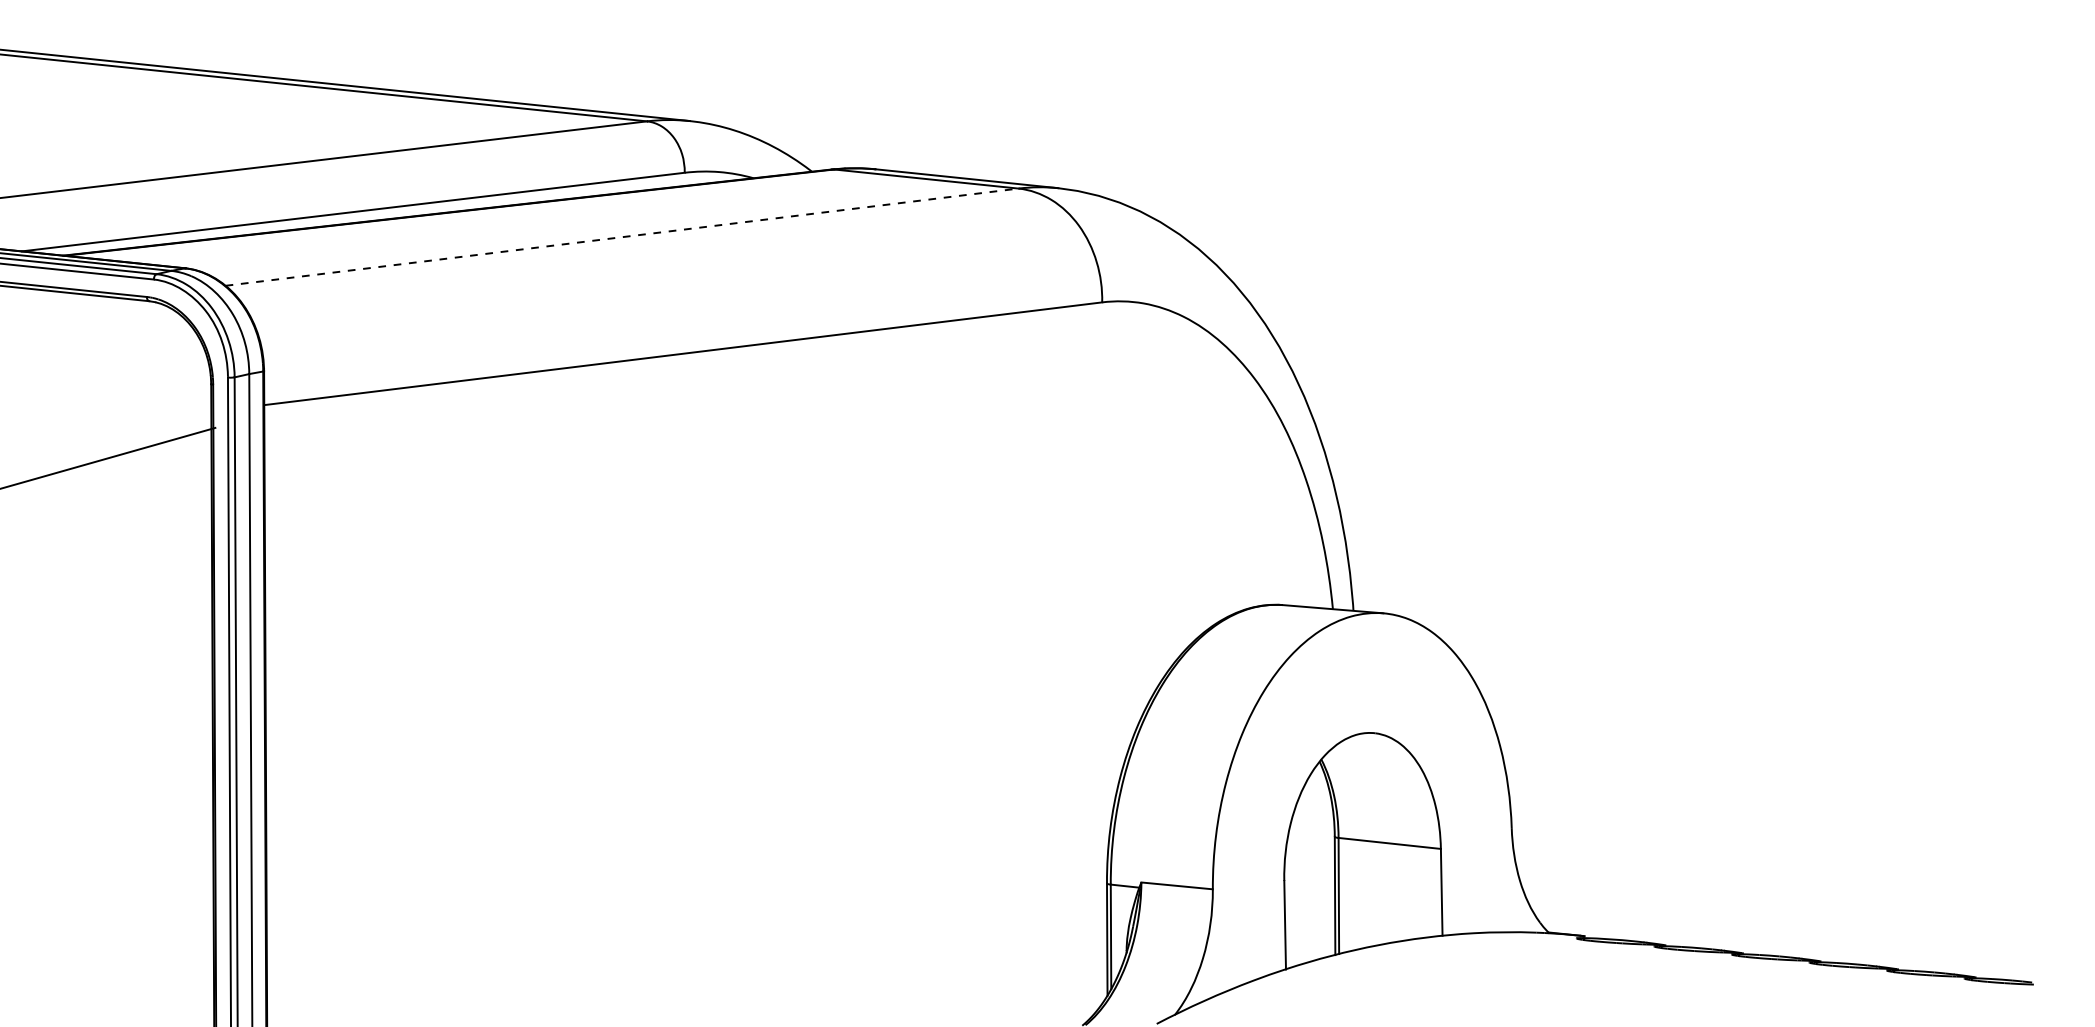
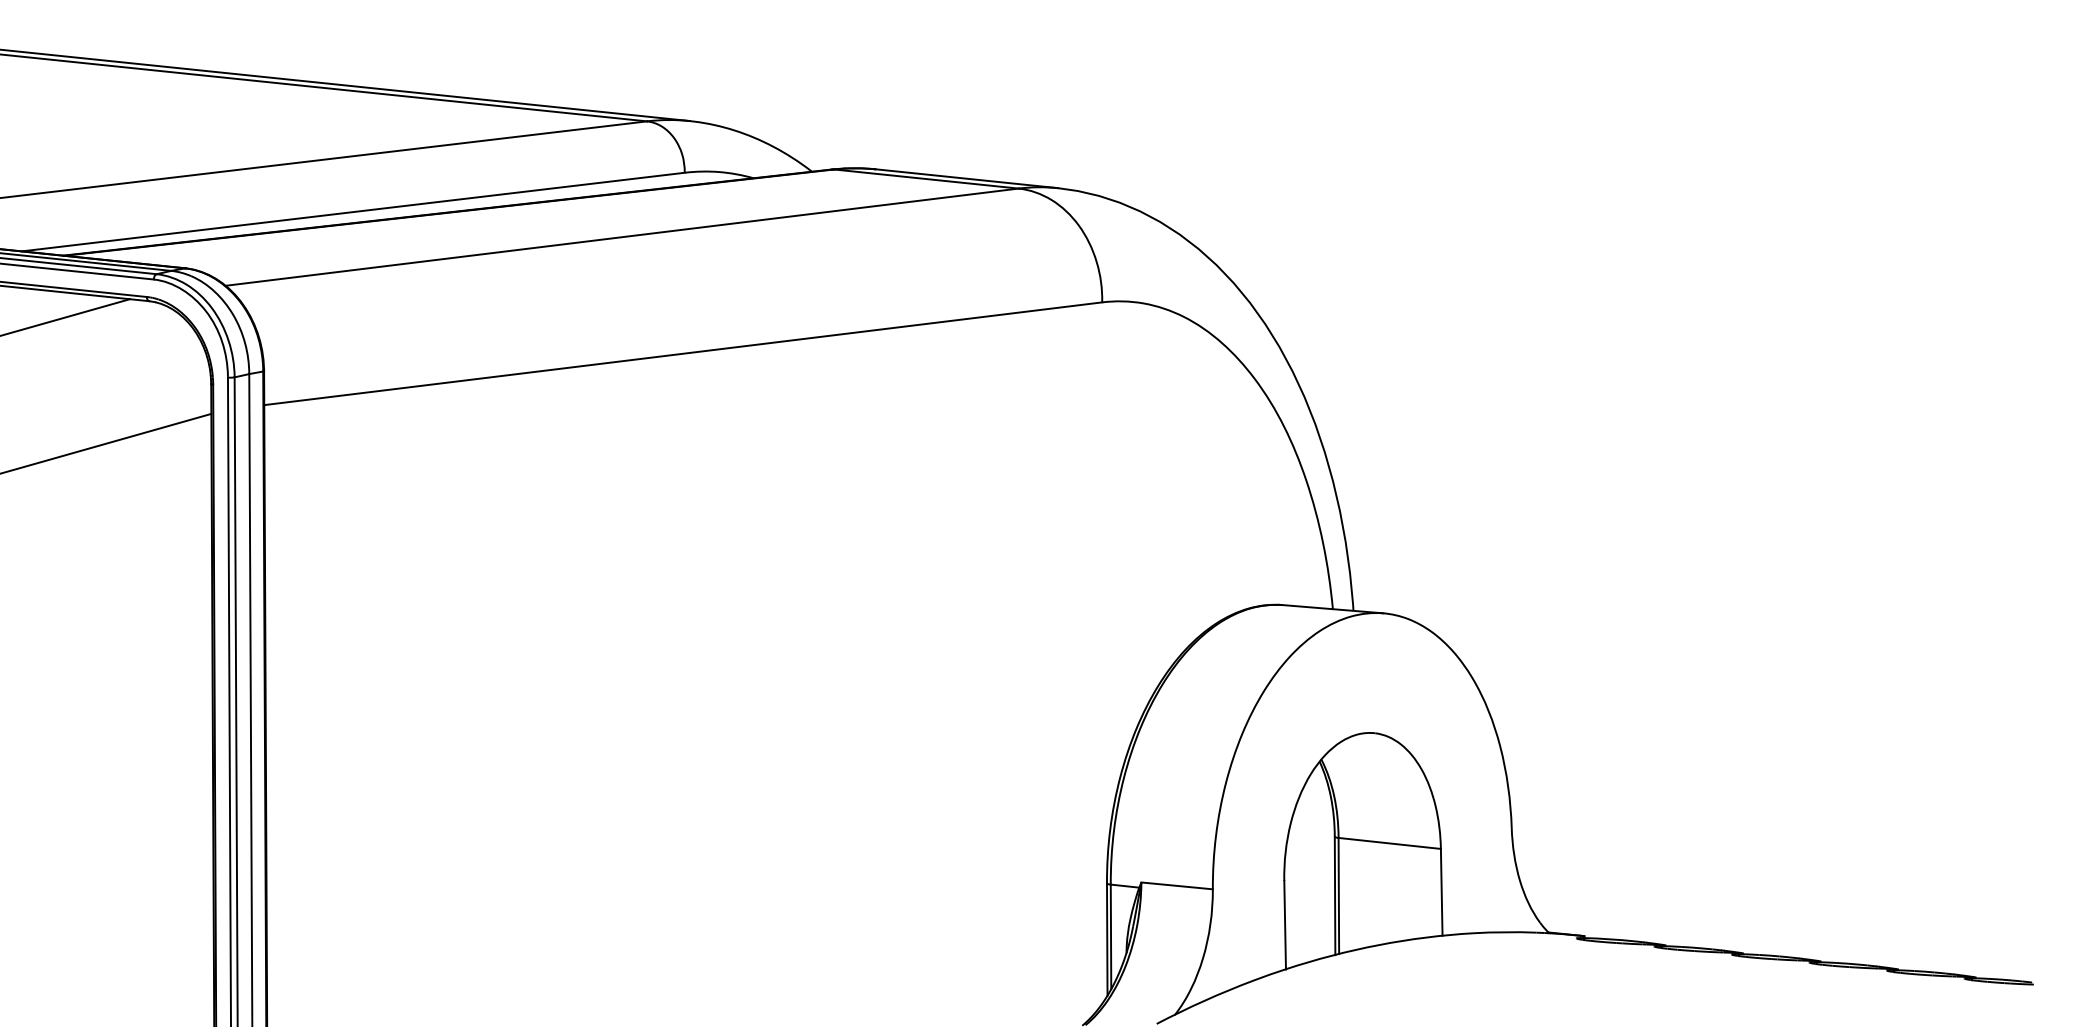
line: dashed -> solid (622, 237)
line: none -> present (65, 317)
line position: (108, 457) -> (106, 443) (106, 443)
